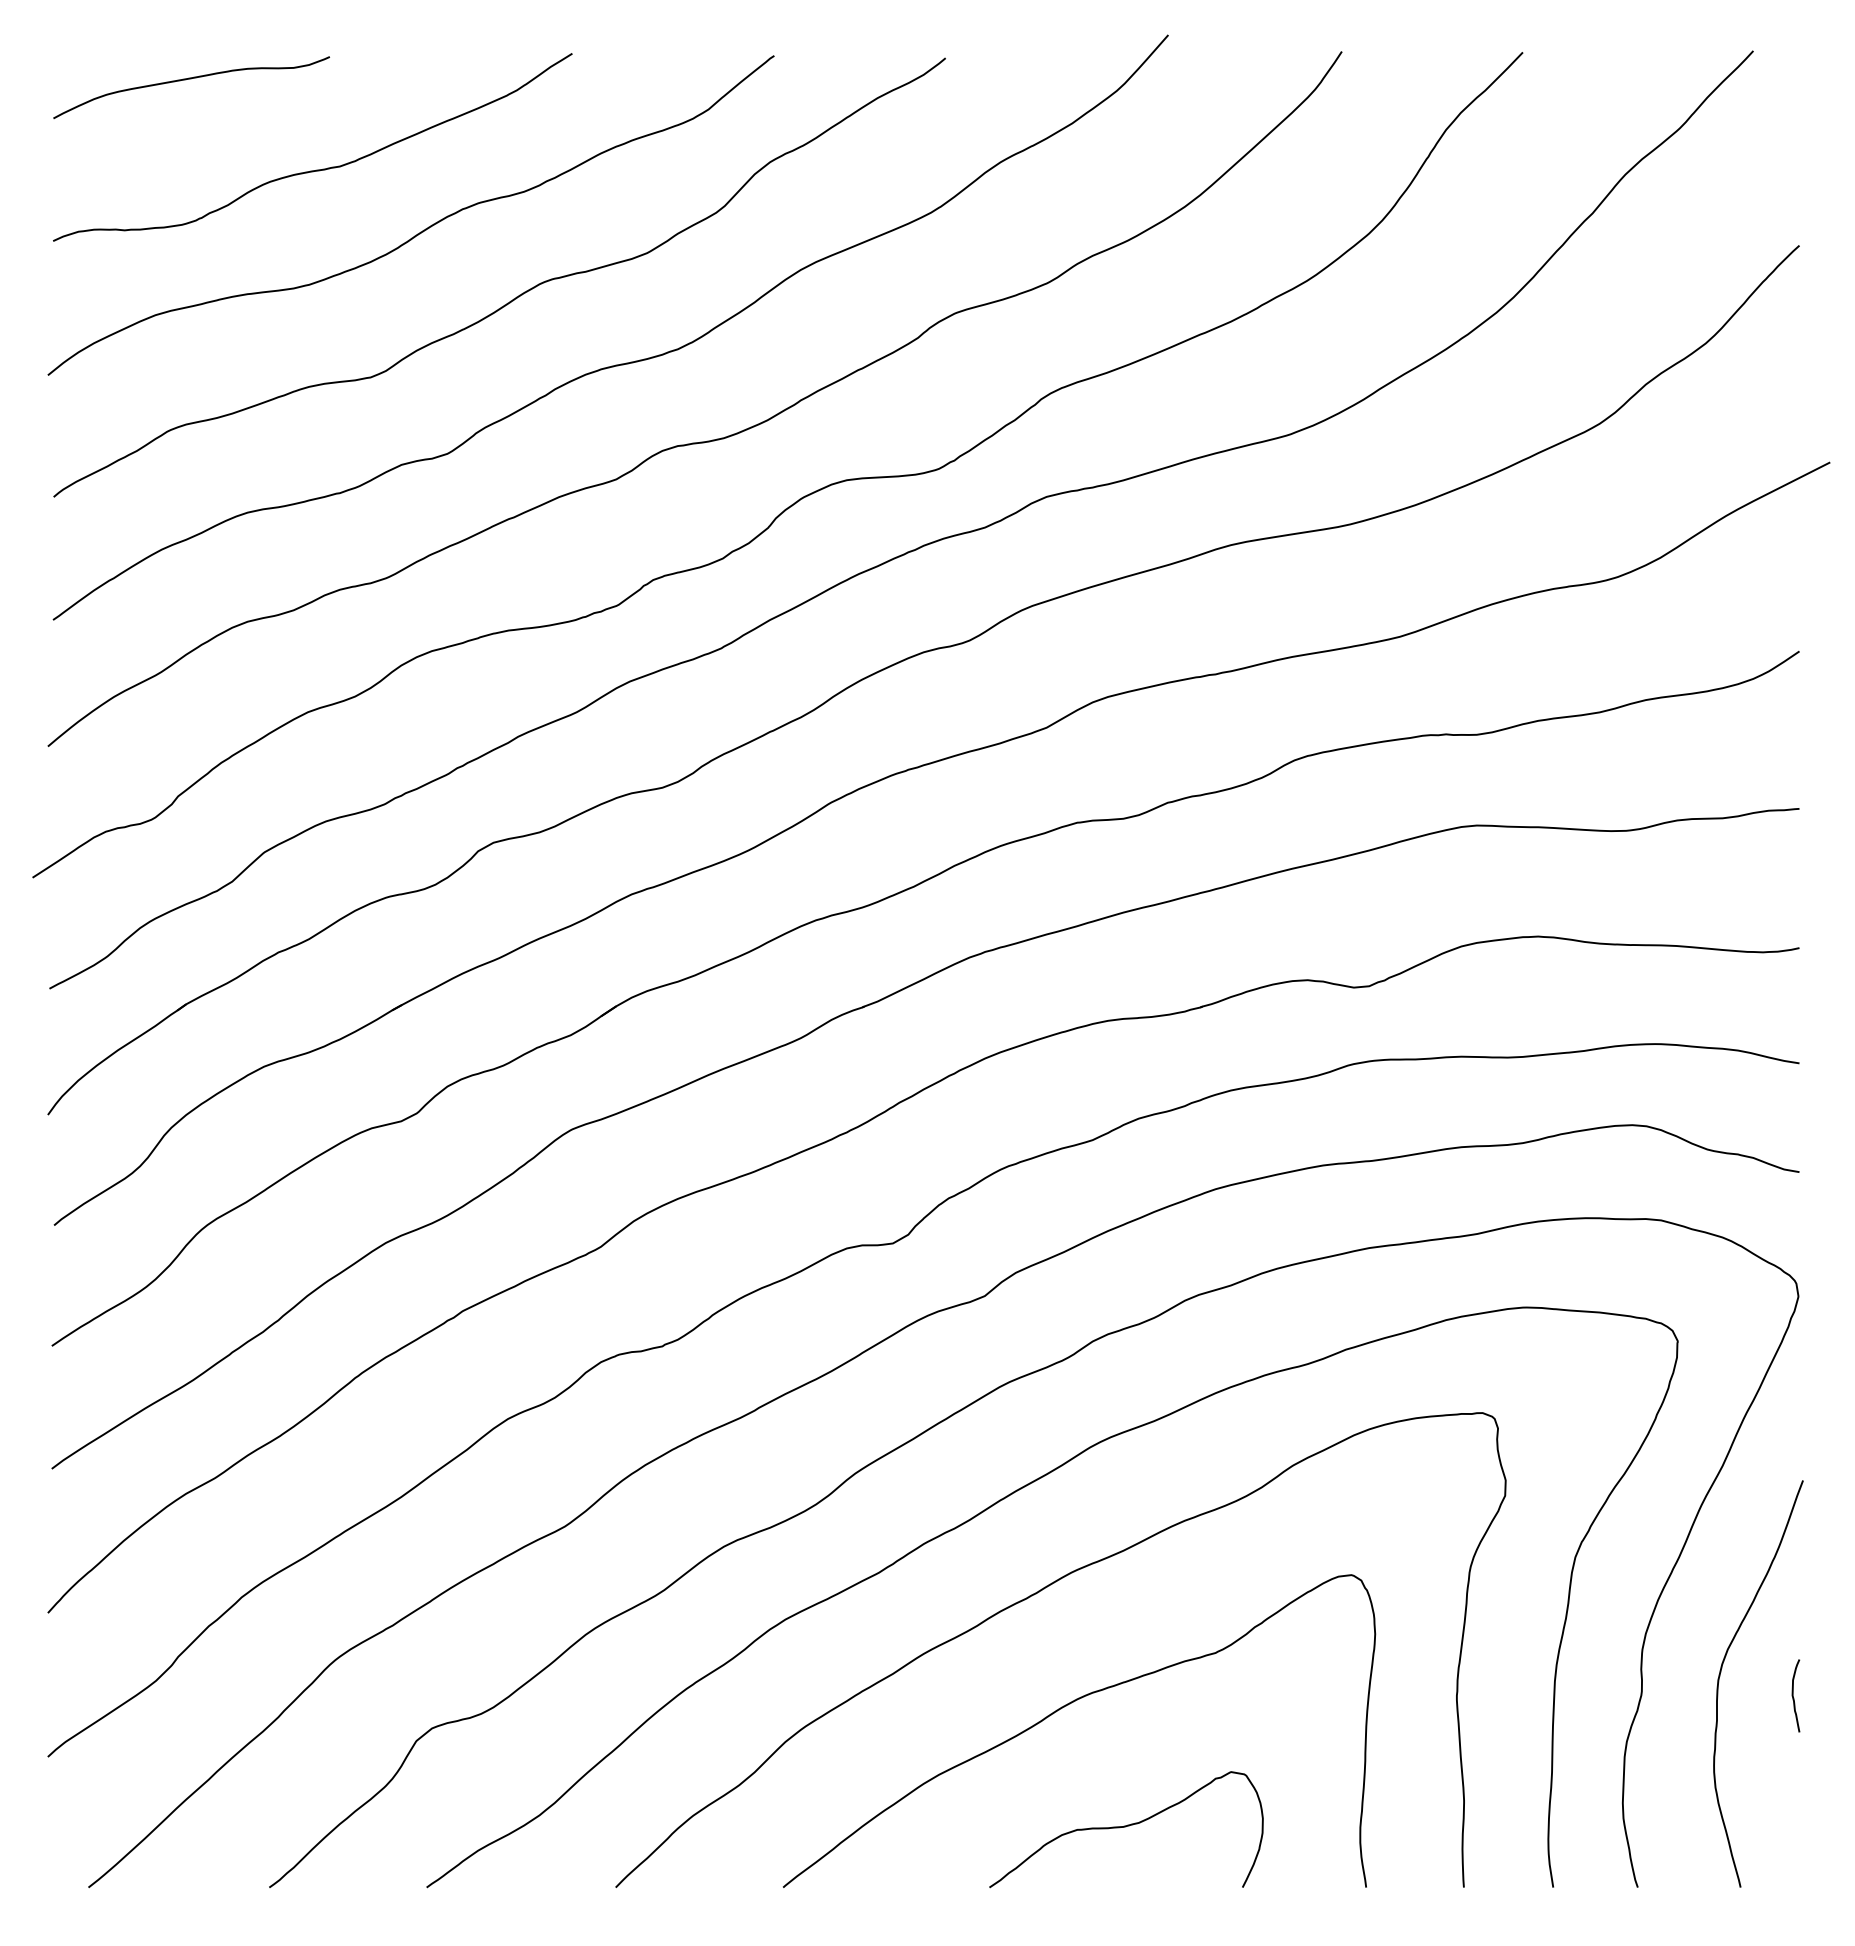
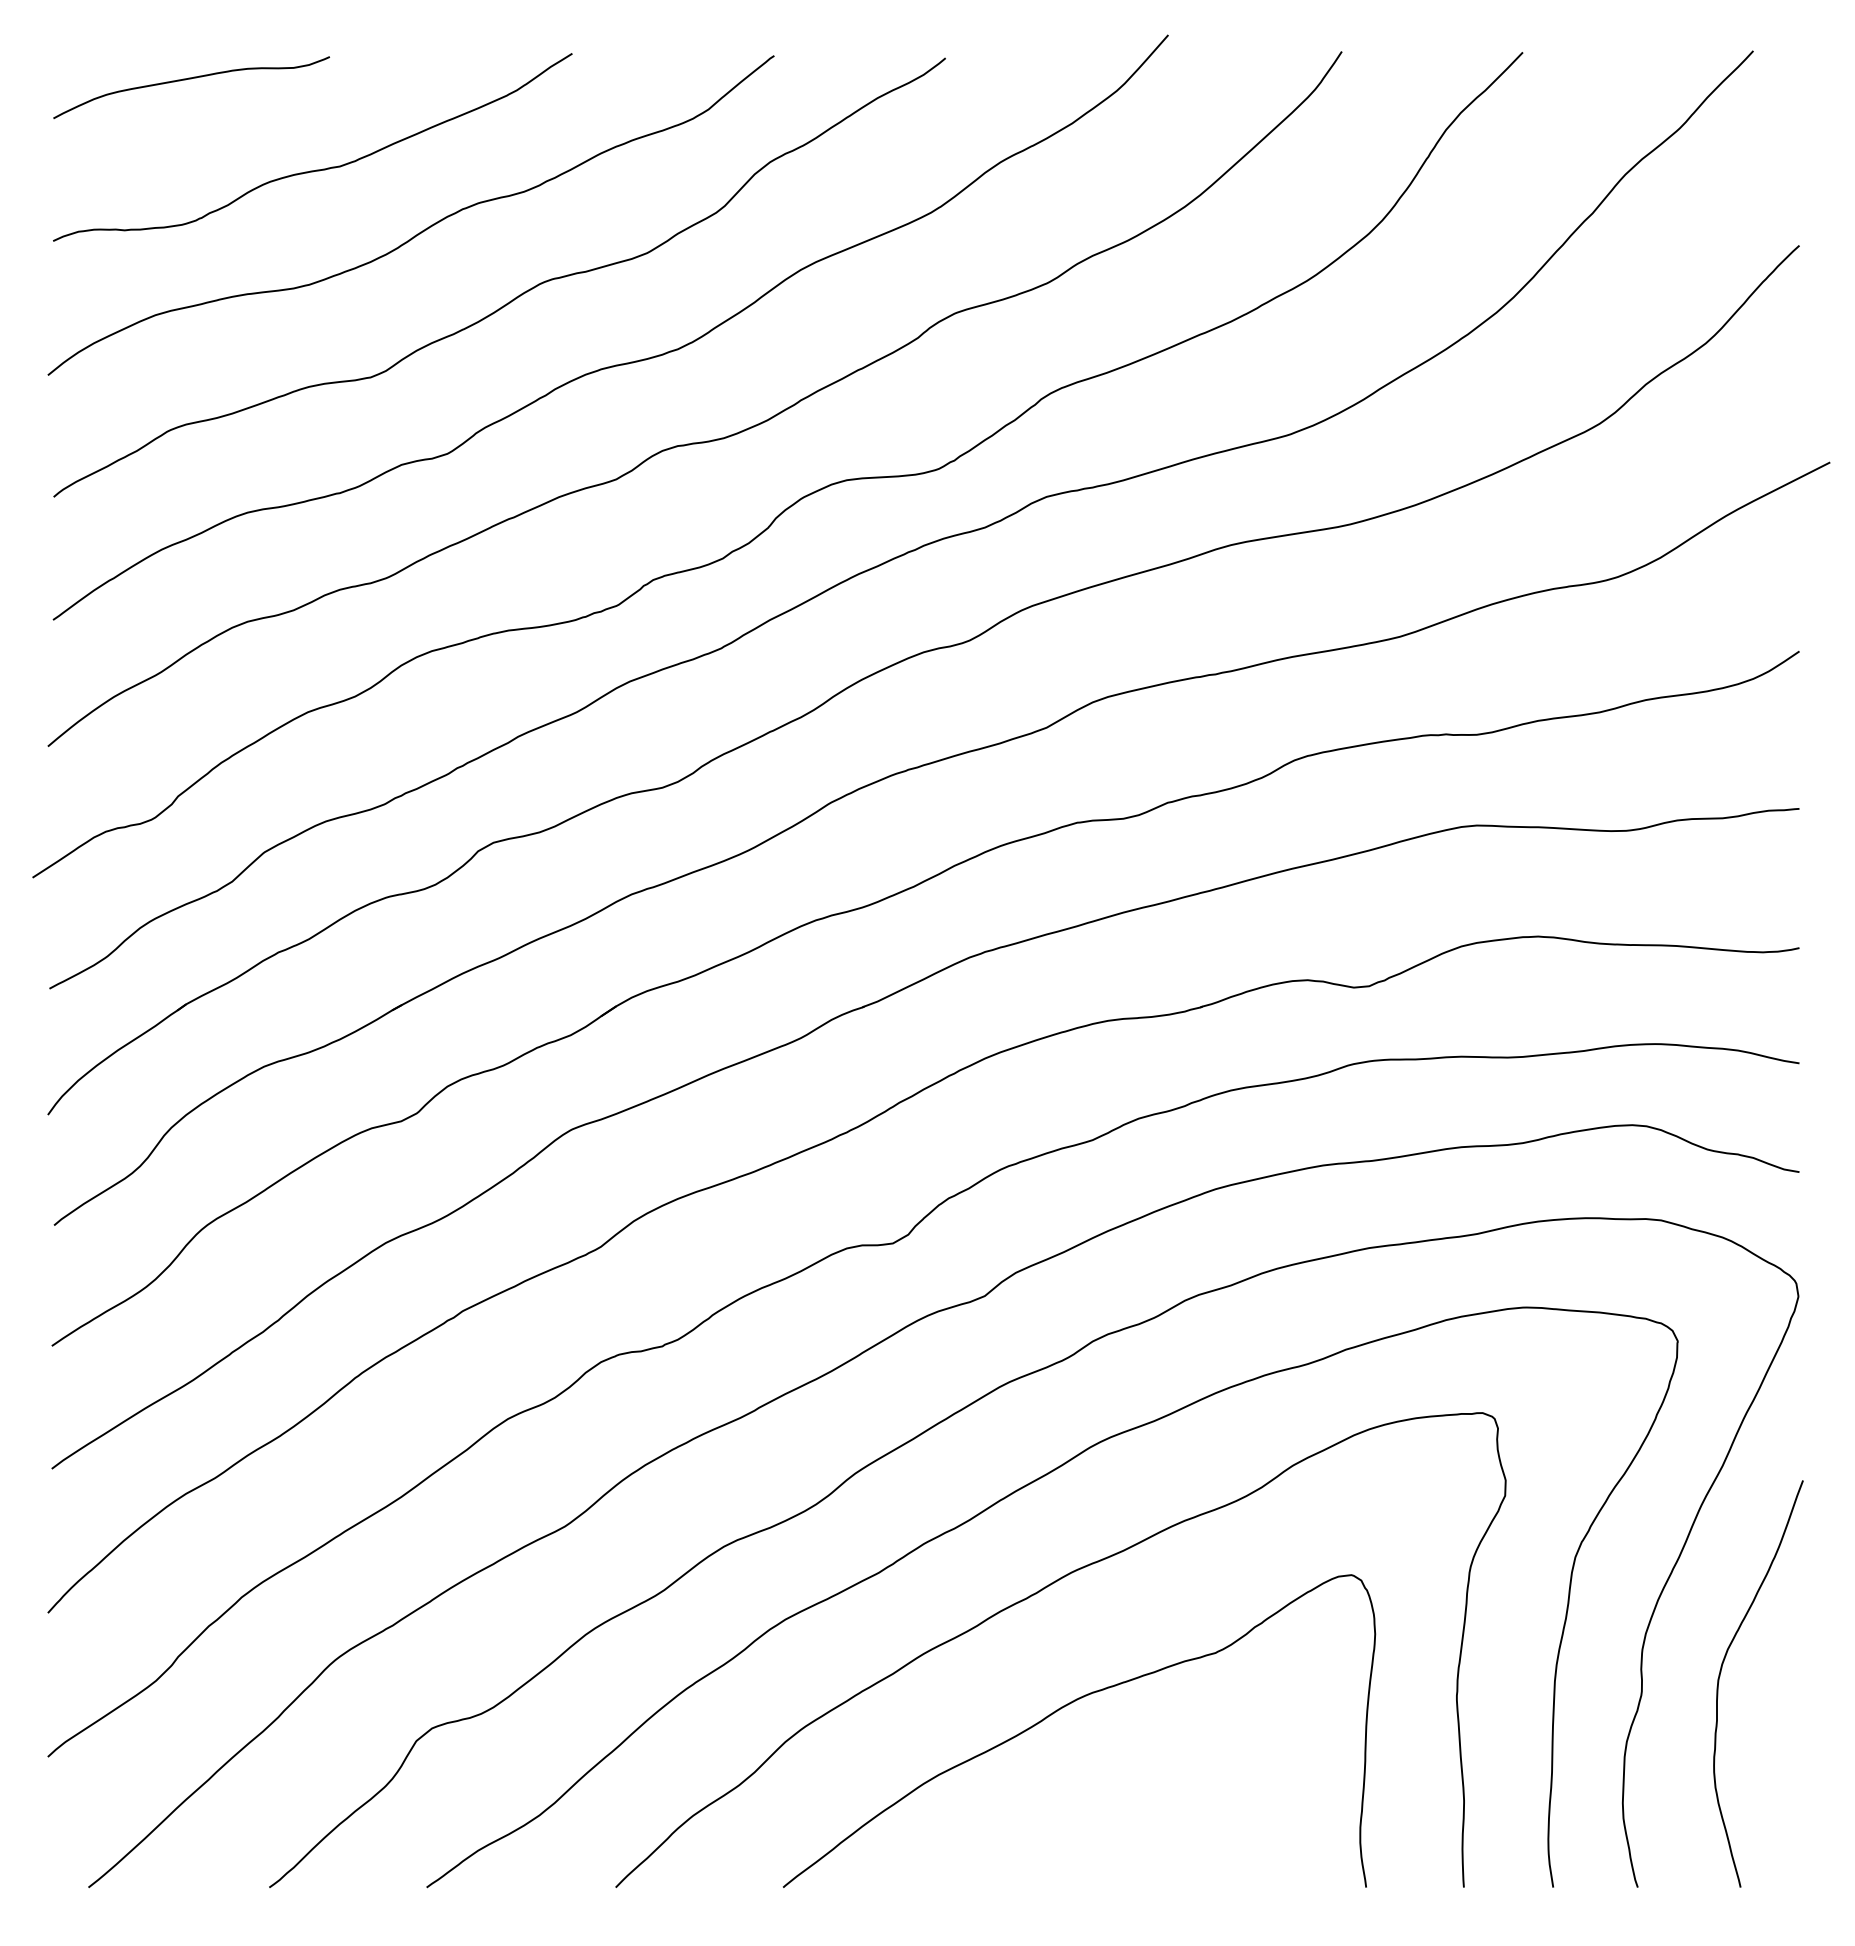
curve: present -> none (1793, 1695)
curve: present -> none (1125, 1827)
